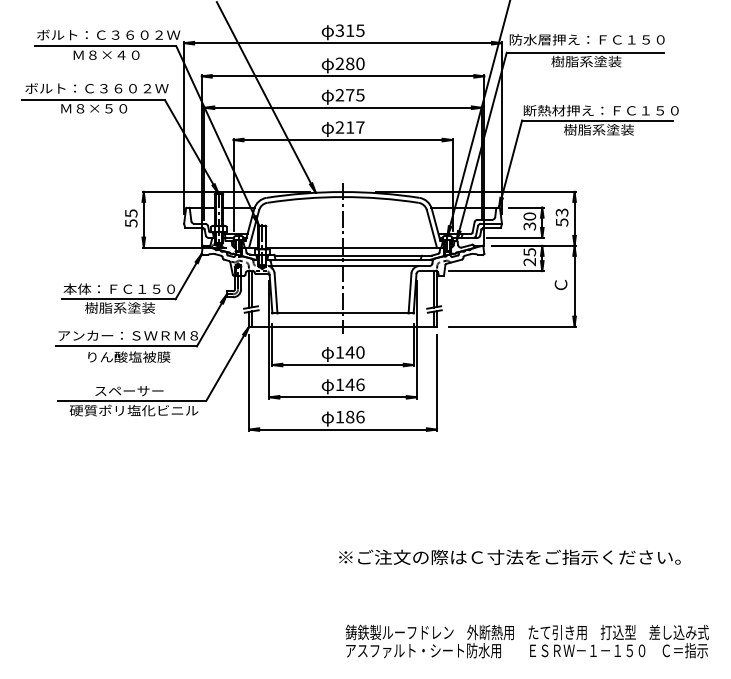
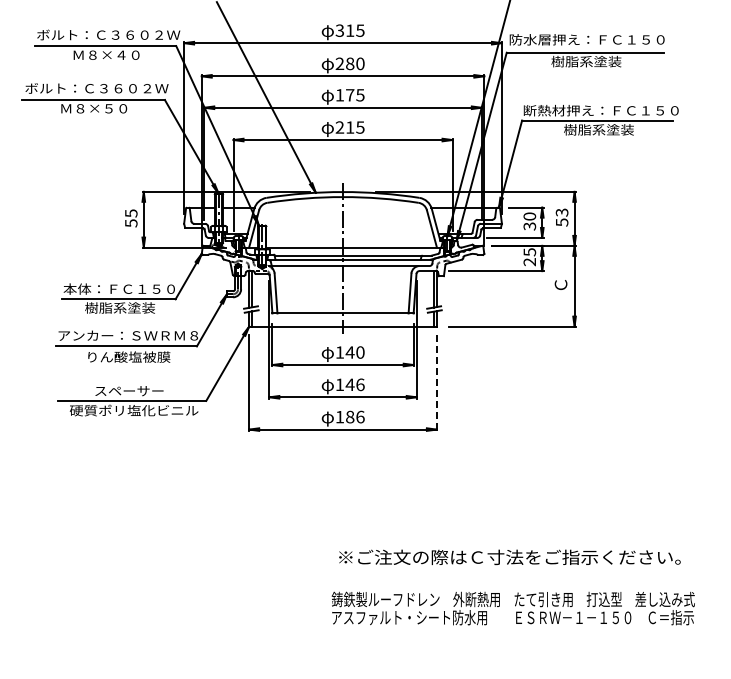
text: 275 -> 175 (339, 95)
text: 217 -> 215 (360, 127)
line: solid -> dashed (436, 383)
text position: (526, 641) -> (512, 608) (512, 608)
